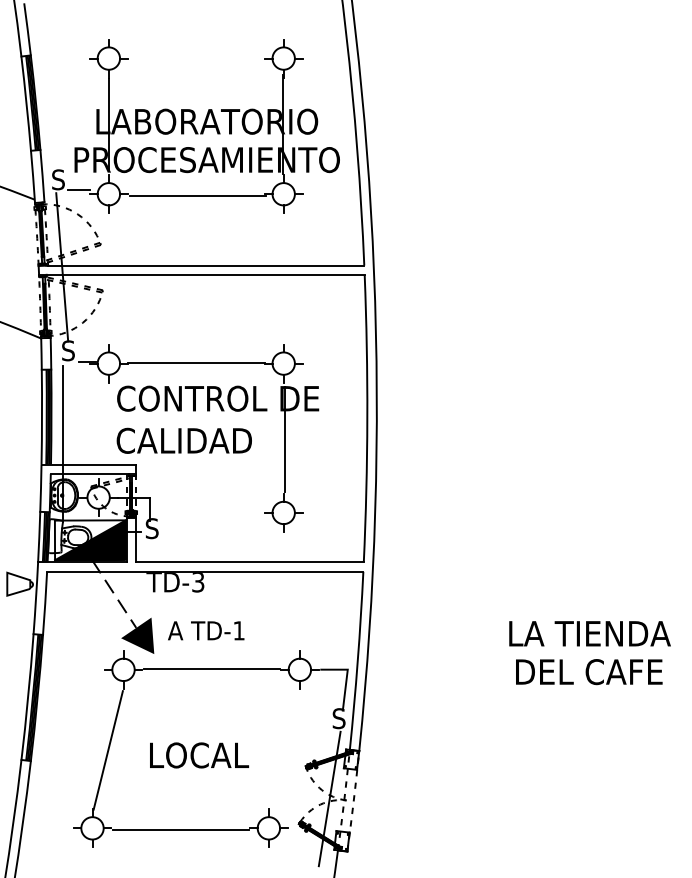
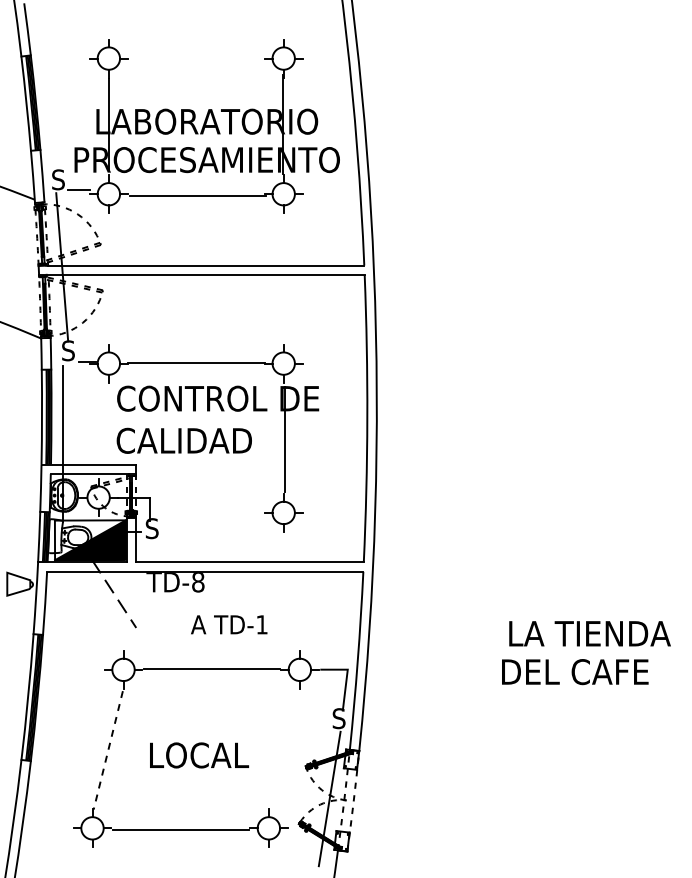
text: TD-3 -> TD-8 (198, 582)
text position: (206, 630) -> (229, 624) (229, 624)
fill: present -> none (137, 635)
text position: (589, 672) -> (575, 672) (575, 672)
line: solid -> dashed (108, 750)
